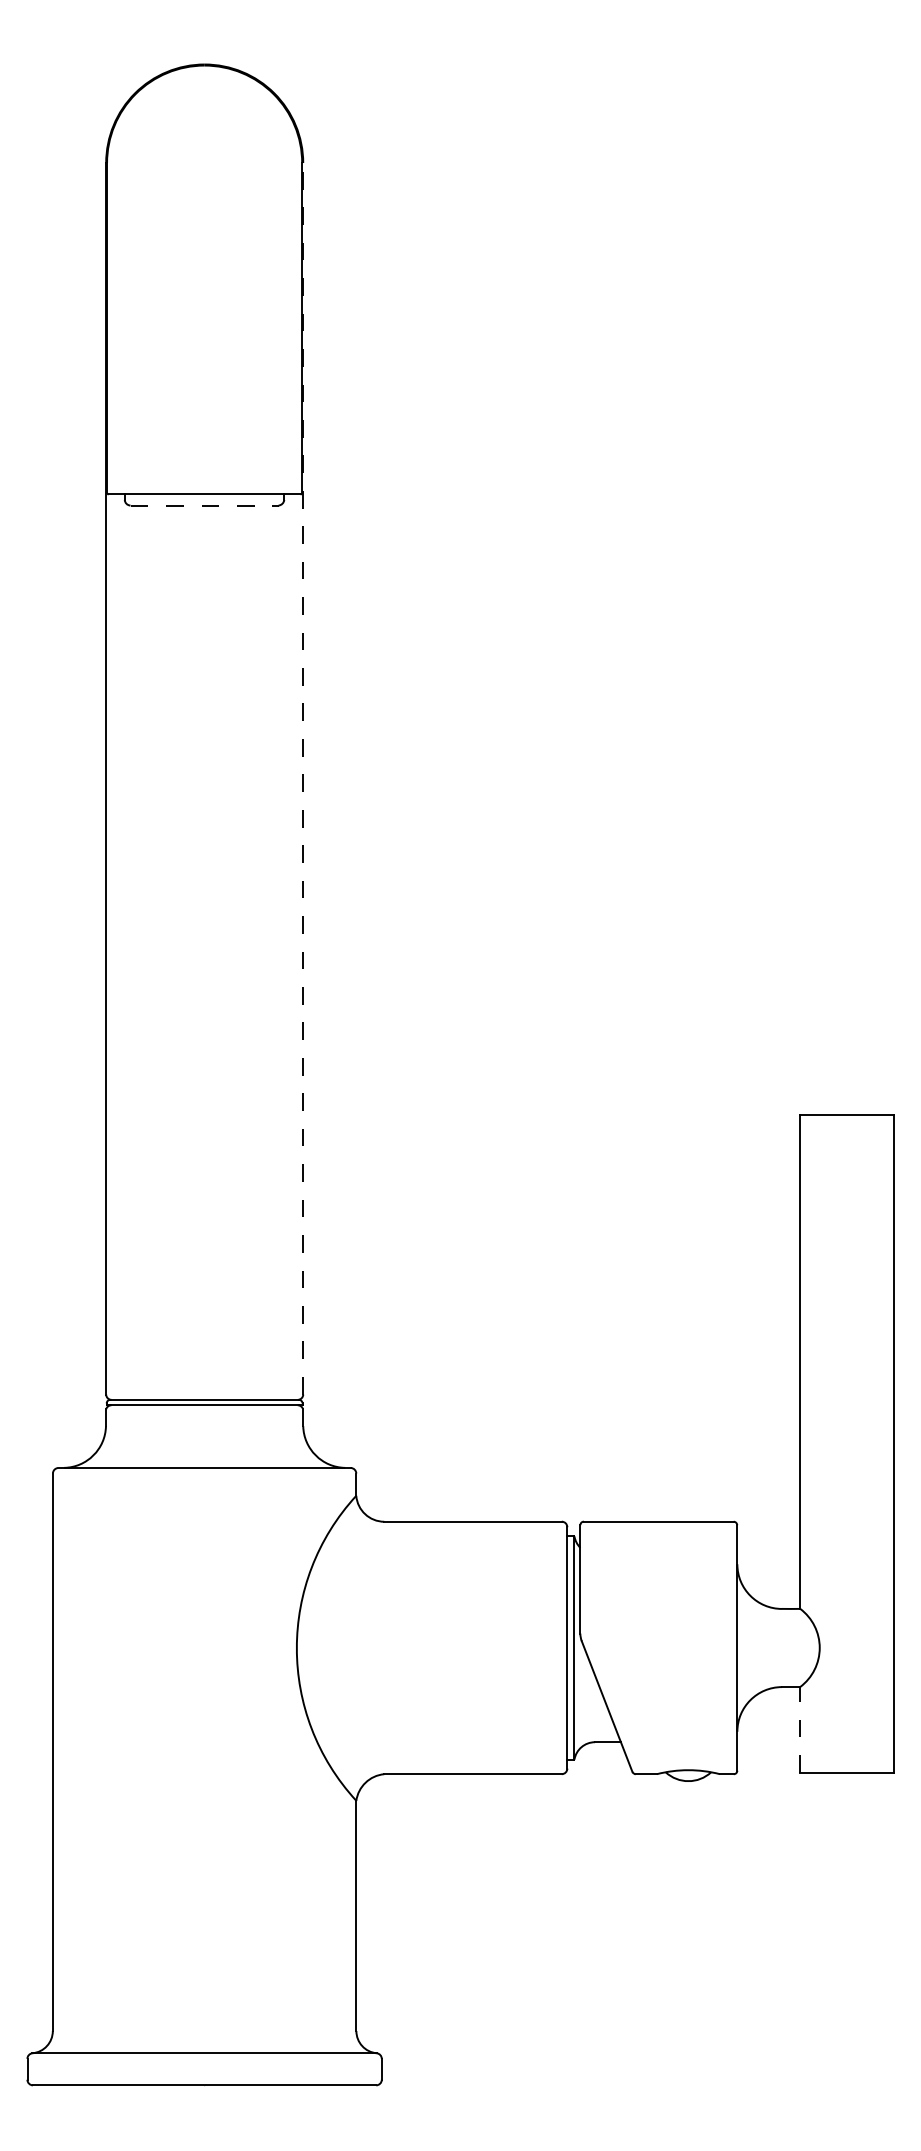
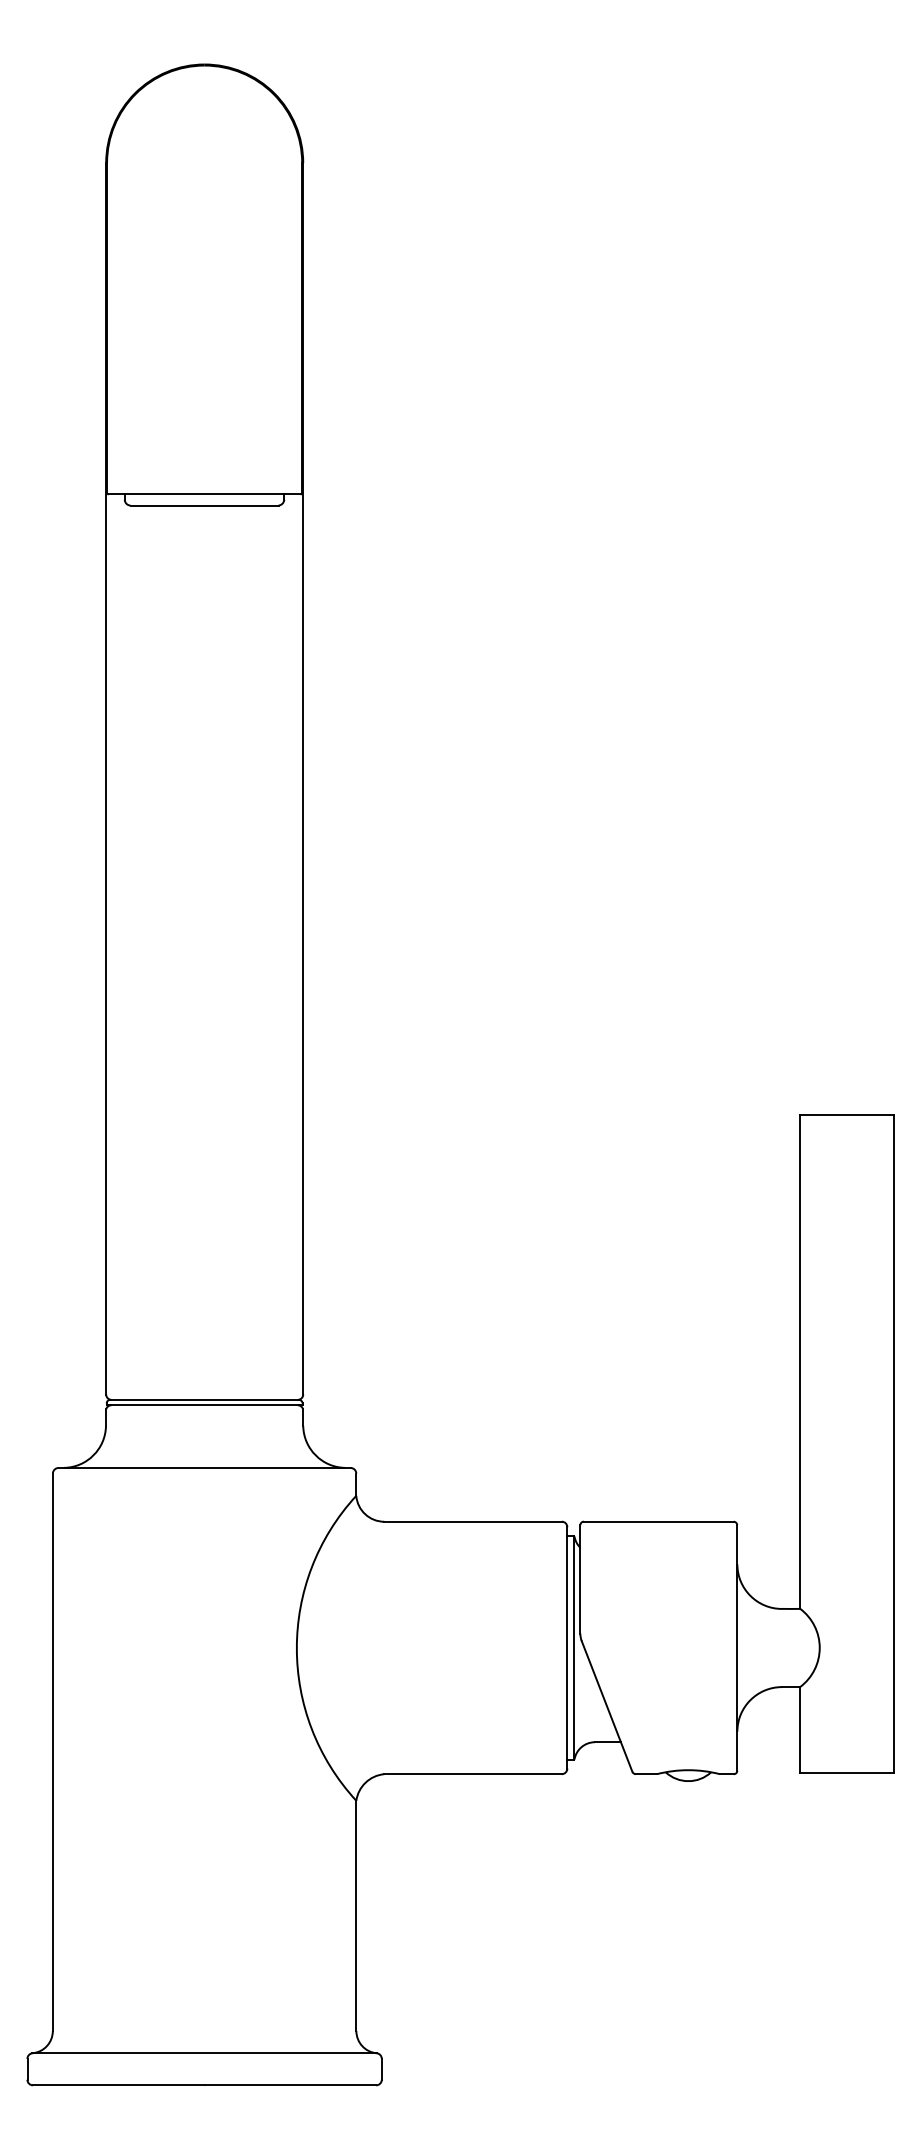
line: dashed -> solid (205, 505)
line: dashed -> solid (303, 778)
line: dashed -> solid (800, 1729)
